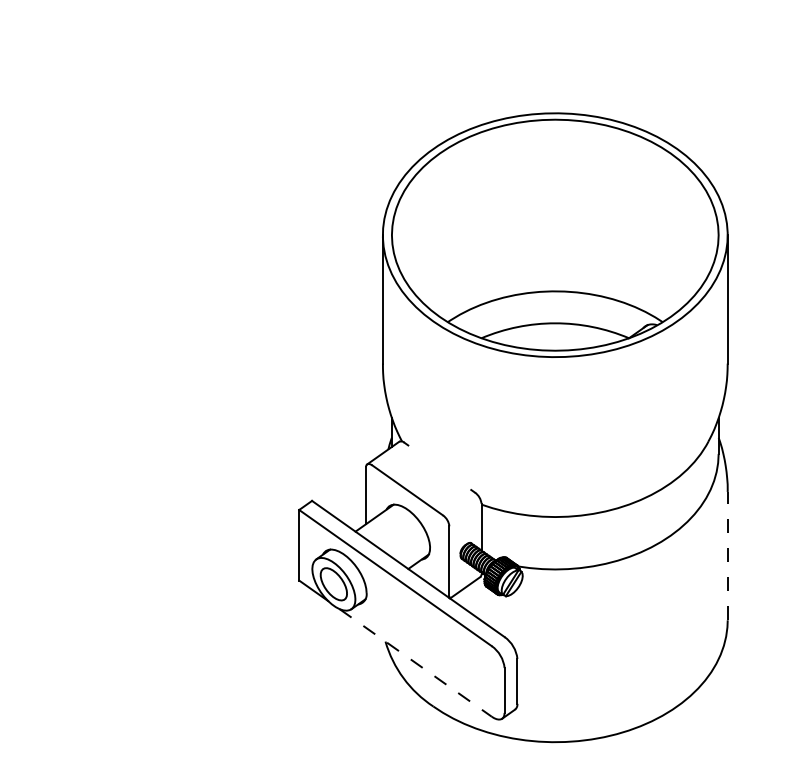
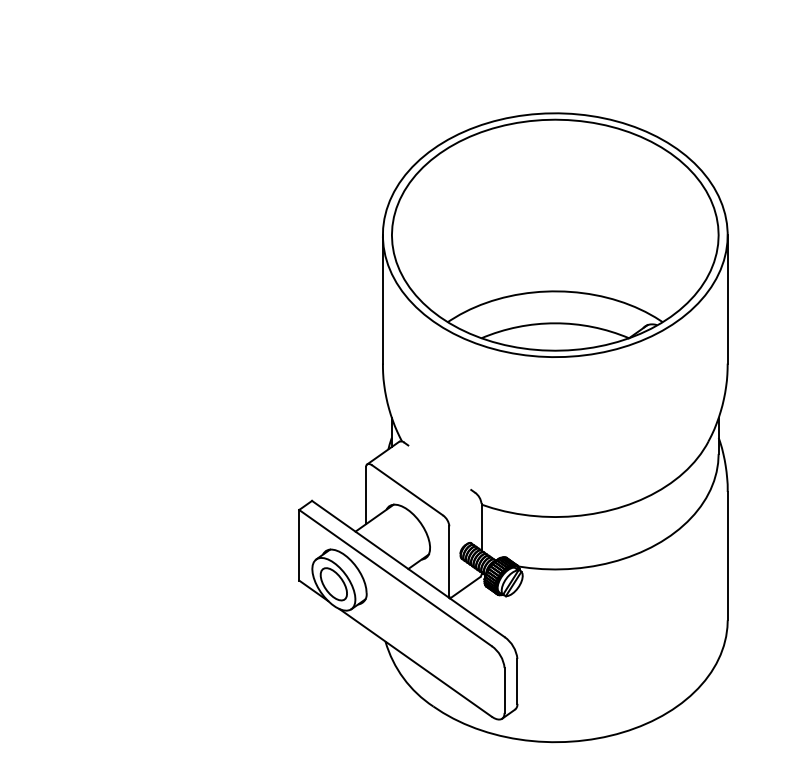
line: dashed -> solid (727, 555)
line: dashed -> solid (416, 663)
